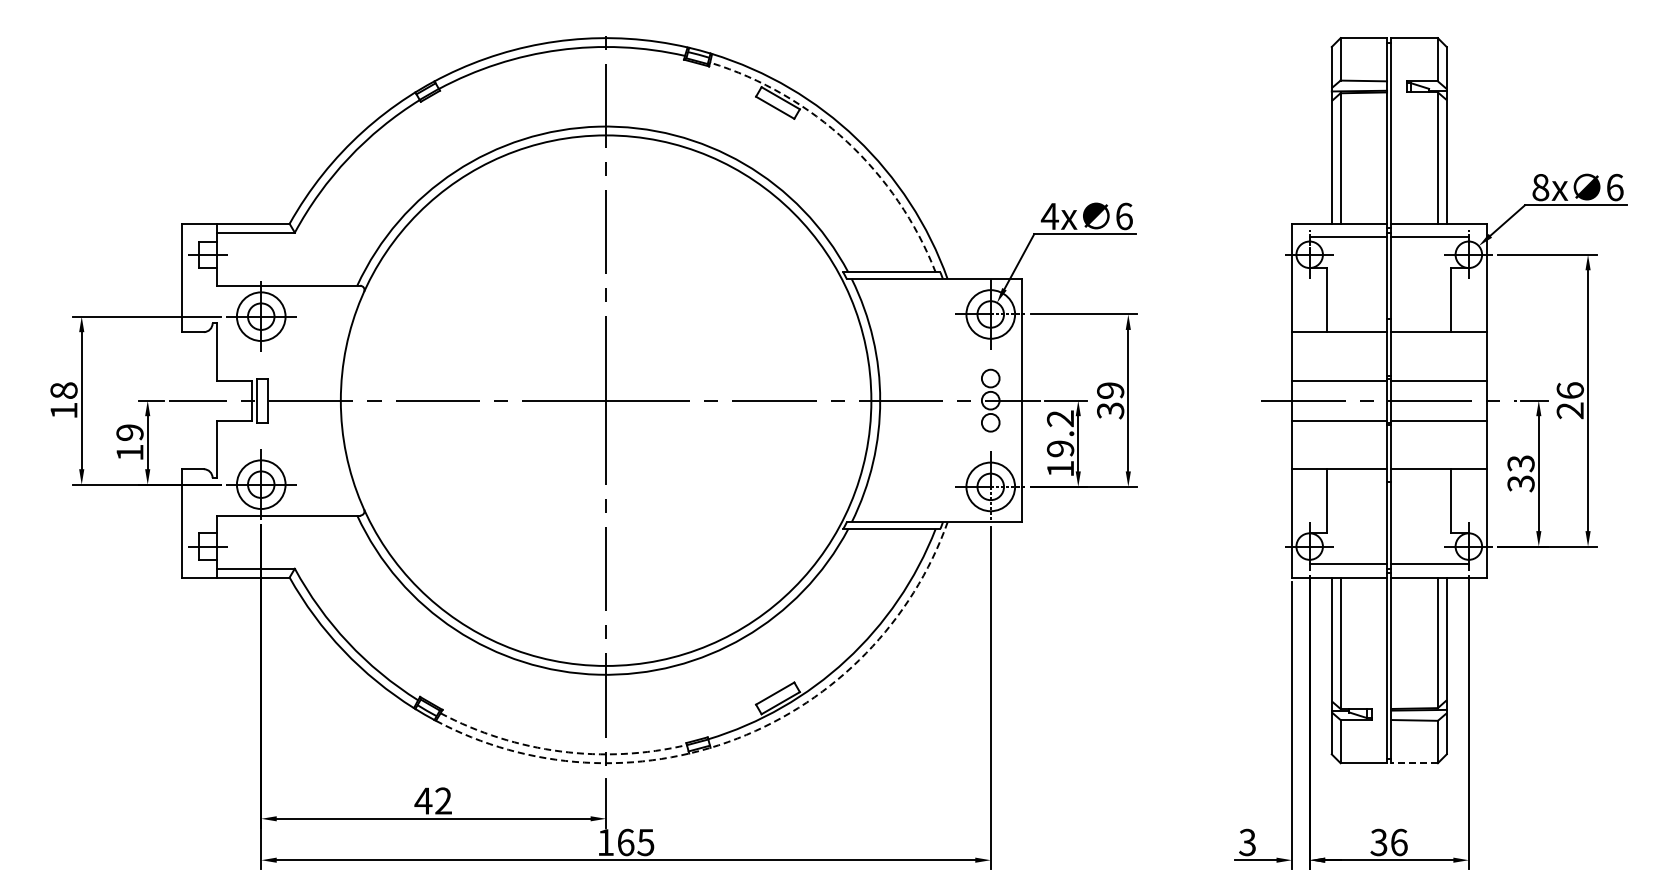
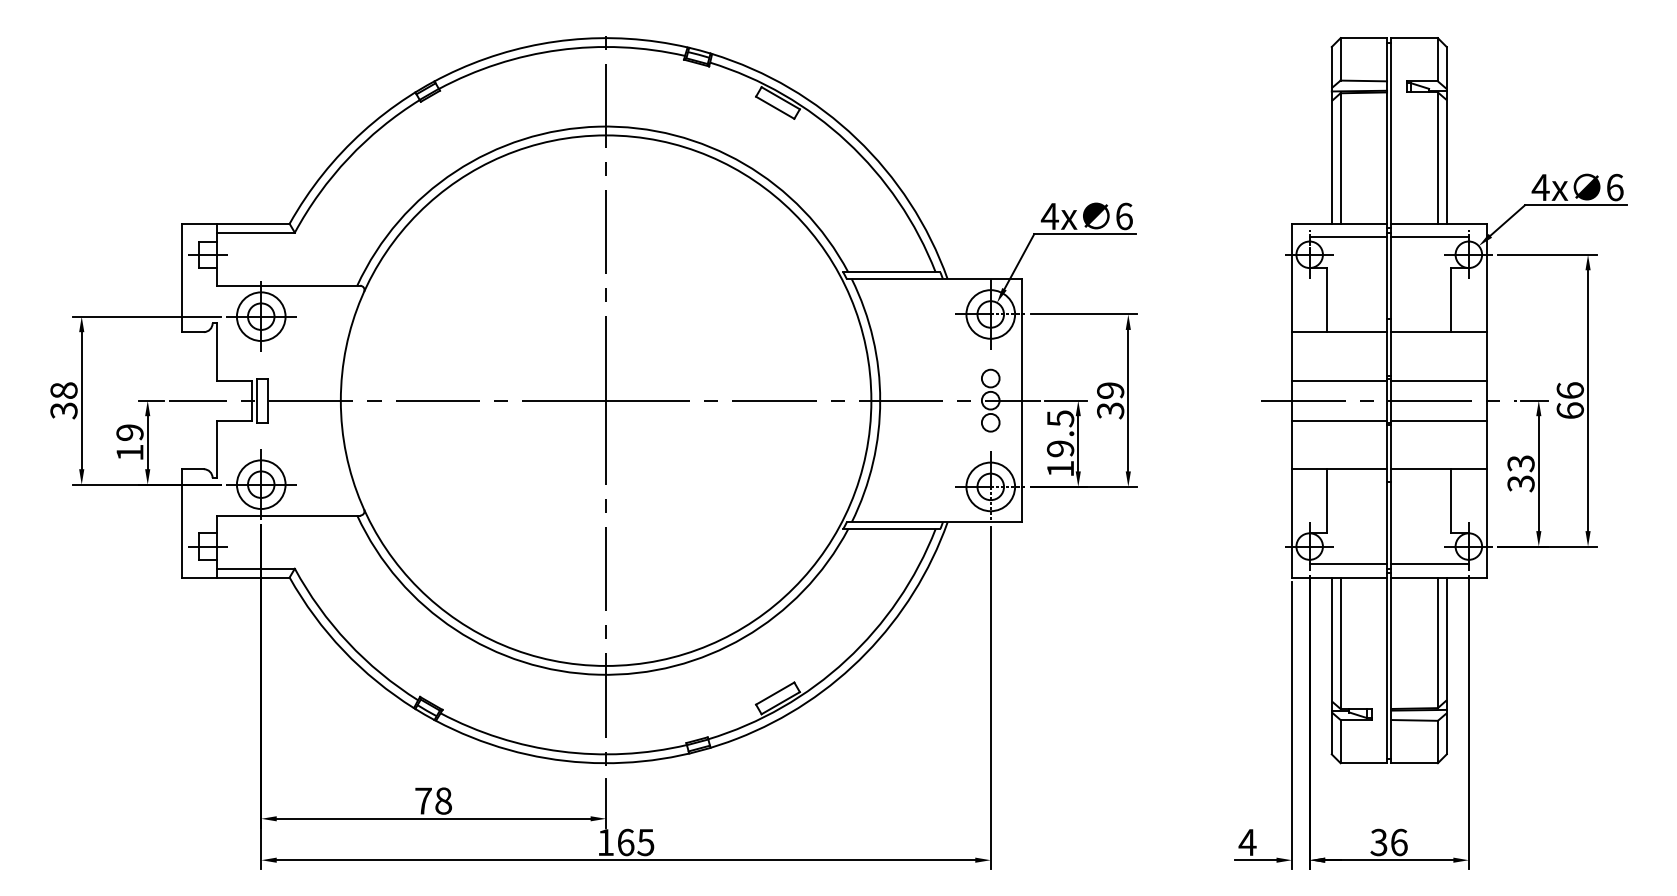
arc: dashed -> solid (846, 141)
text: 8x -> 4x (1540, 187)
text: 18 -> 38 (63, 410)
text: 26 -> 66 (1569, 410)
text: 19.2 -> 19.5 (1060, 418)
arc: dashed -> solid (737, 738)
arc: dashed -> solid (560, 751)
line: dashed -> solid (1414, 763)
text: 42 -> 78 (432, 800)
text: 3 -> 4 (1247, 842)
